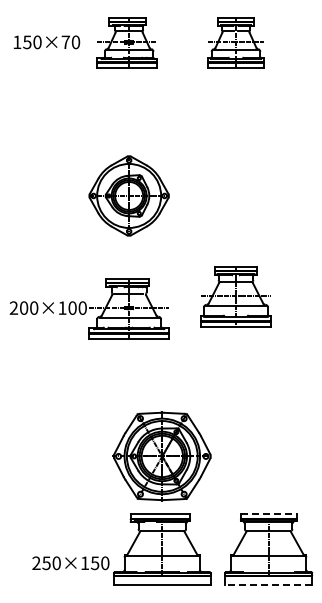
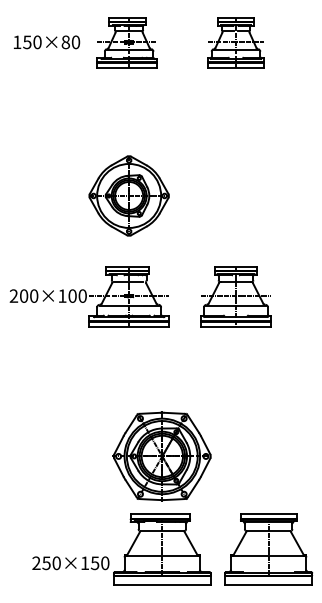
text: 150×70 -> 150×80 (65, 42)
part position: (89, 308) -> (89, 296) (89, 296)
line: dashed -> solid (268, 514)
line: dashed -> solid (268, 584)
